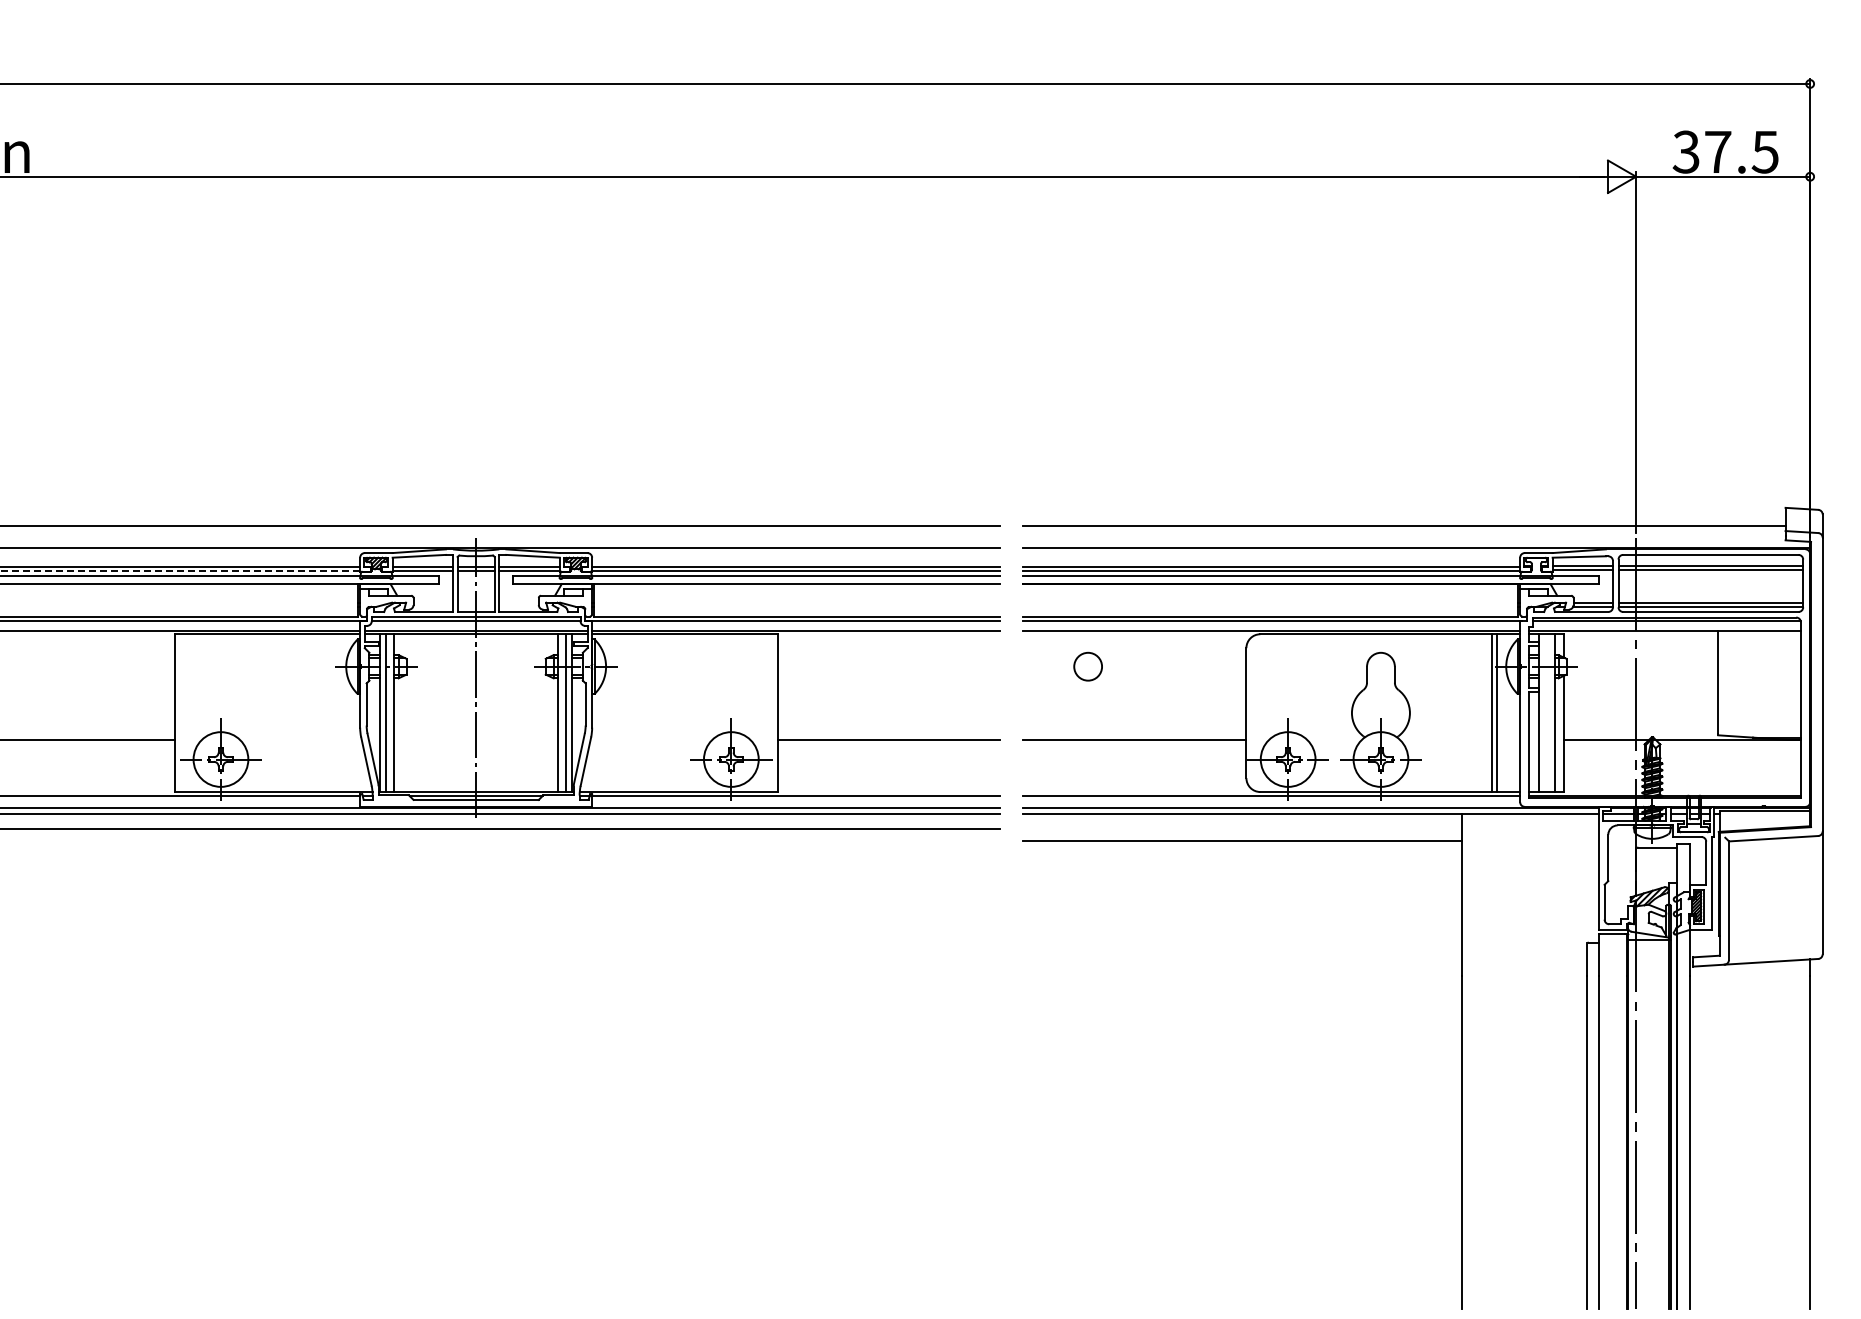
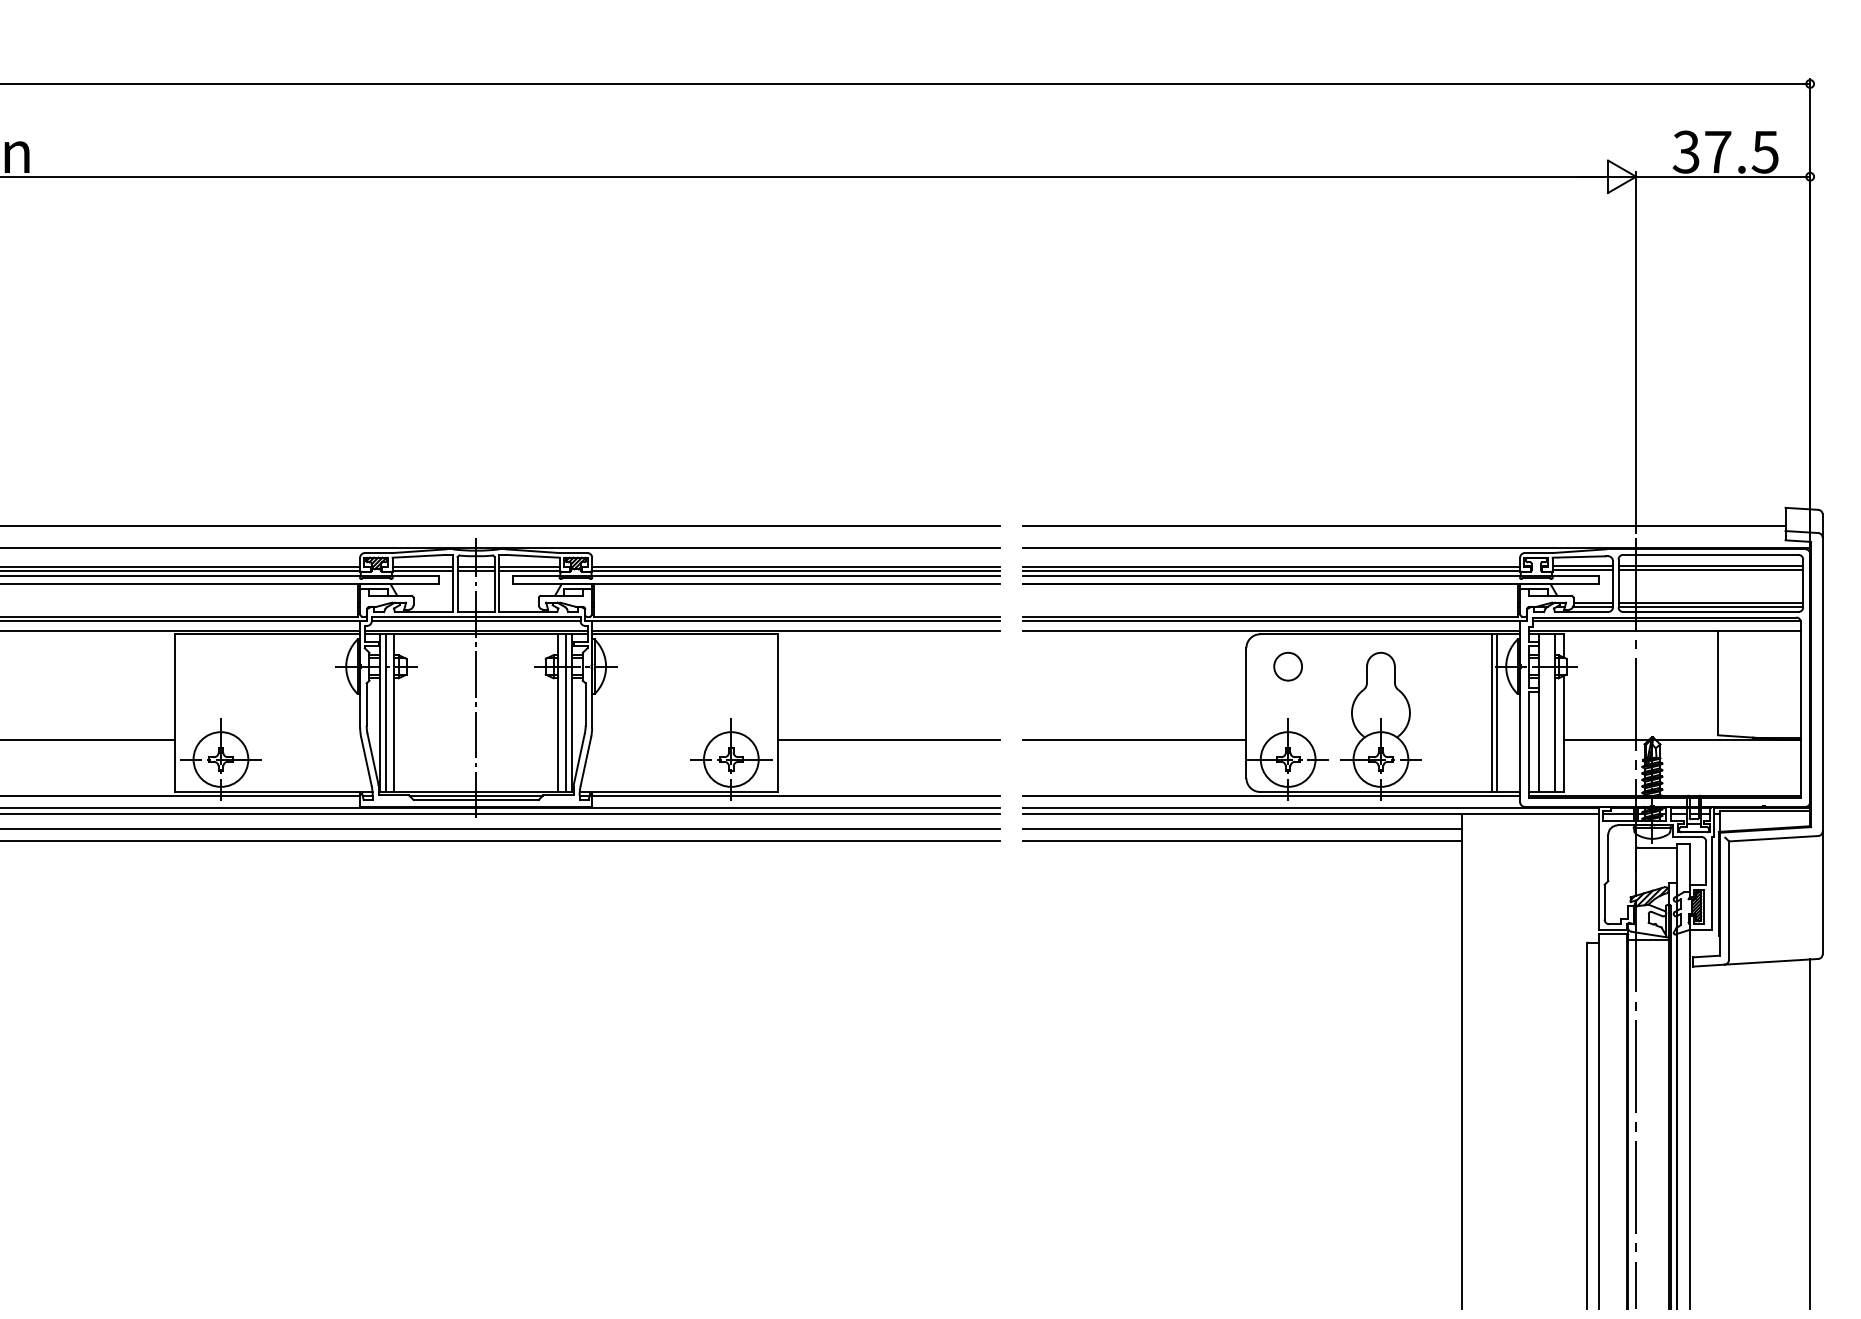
line: dashed -> solid (180, 571)
circle position: (1087, 666) -> (1287, 666) (1287, 666)
line: none -> present (1242, 828)
line: none -> present (501, 841)
